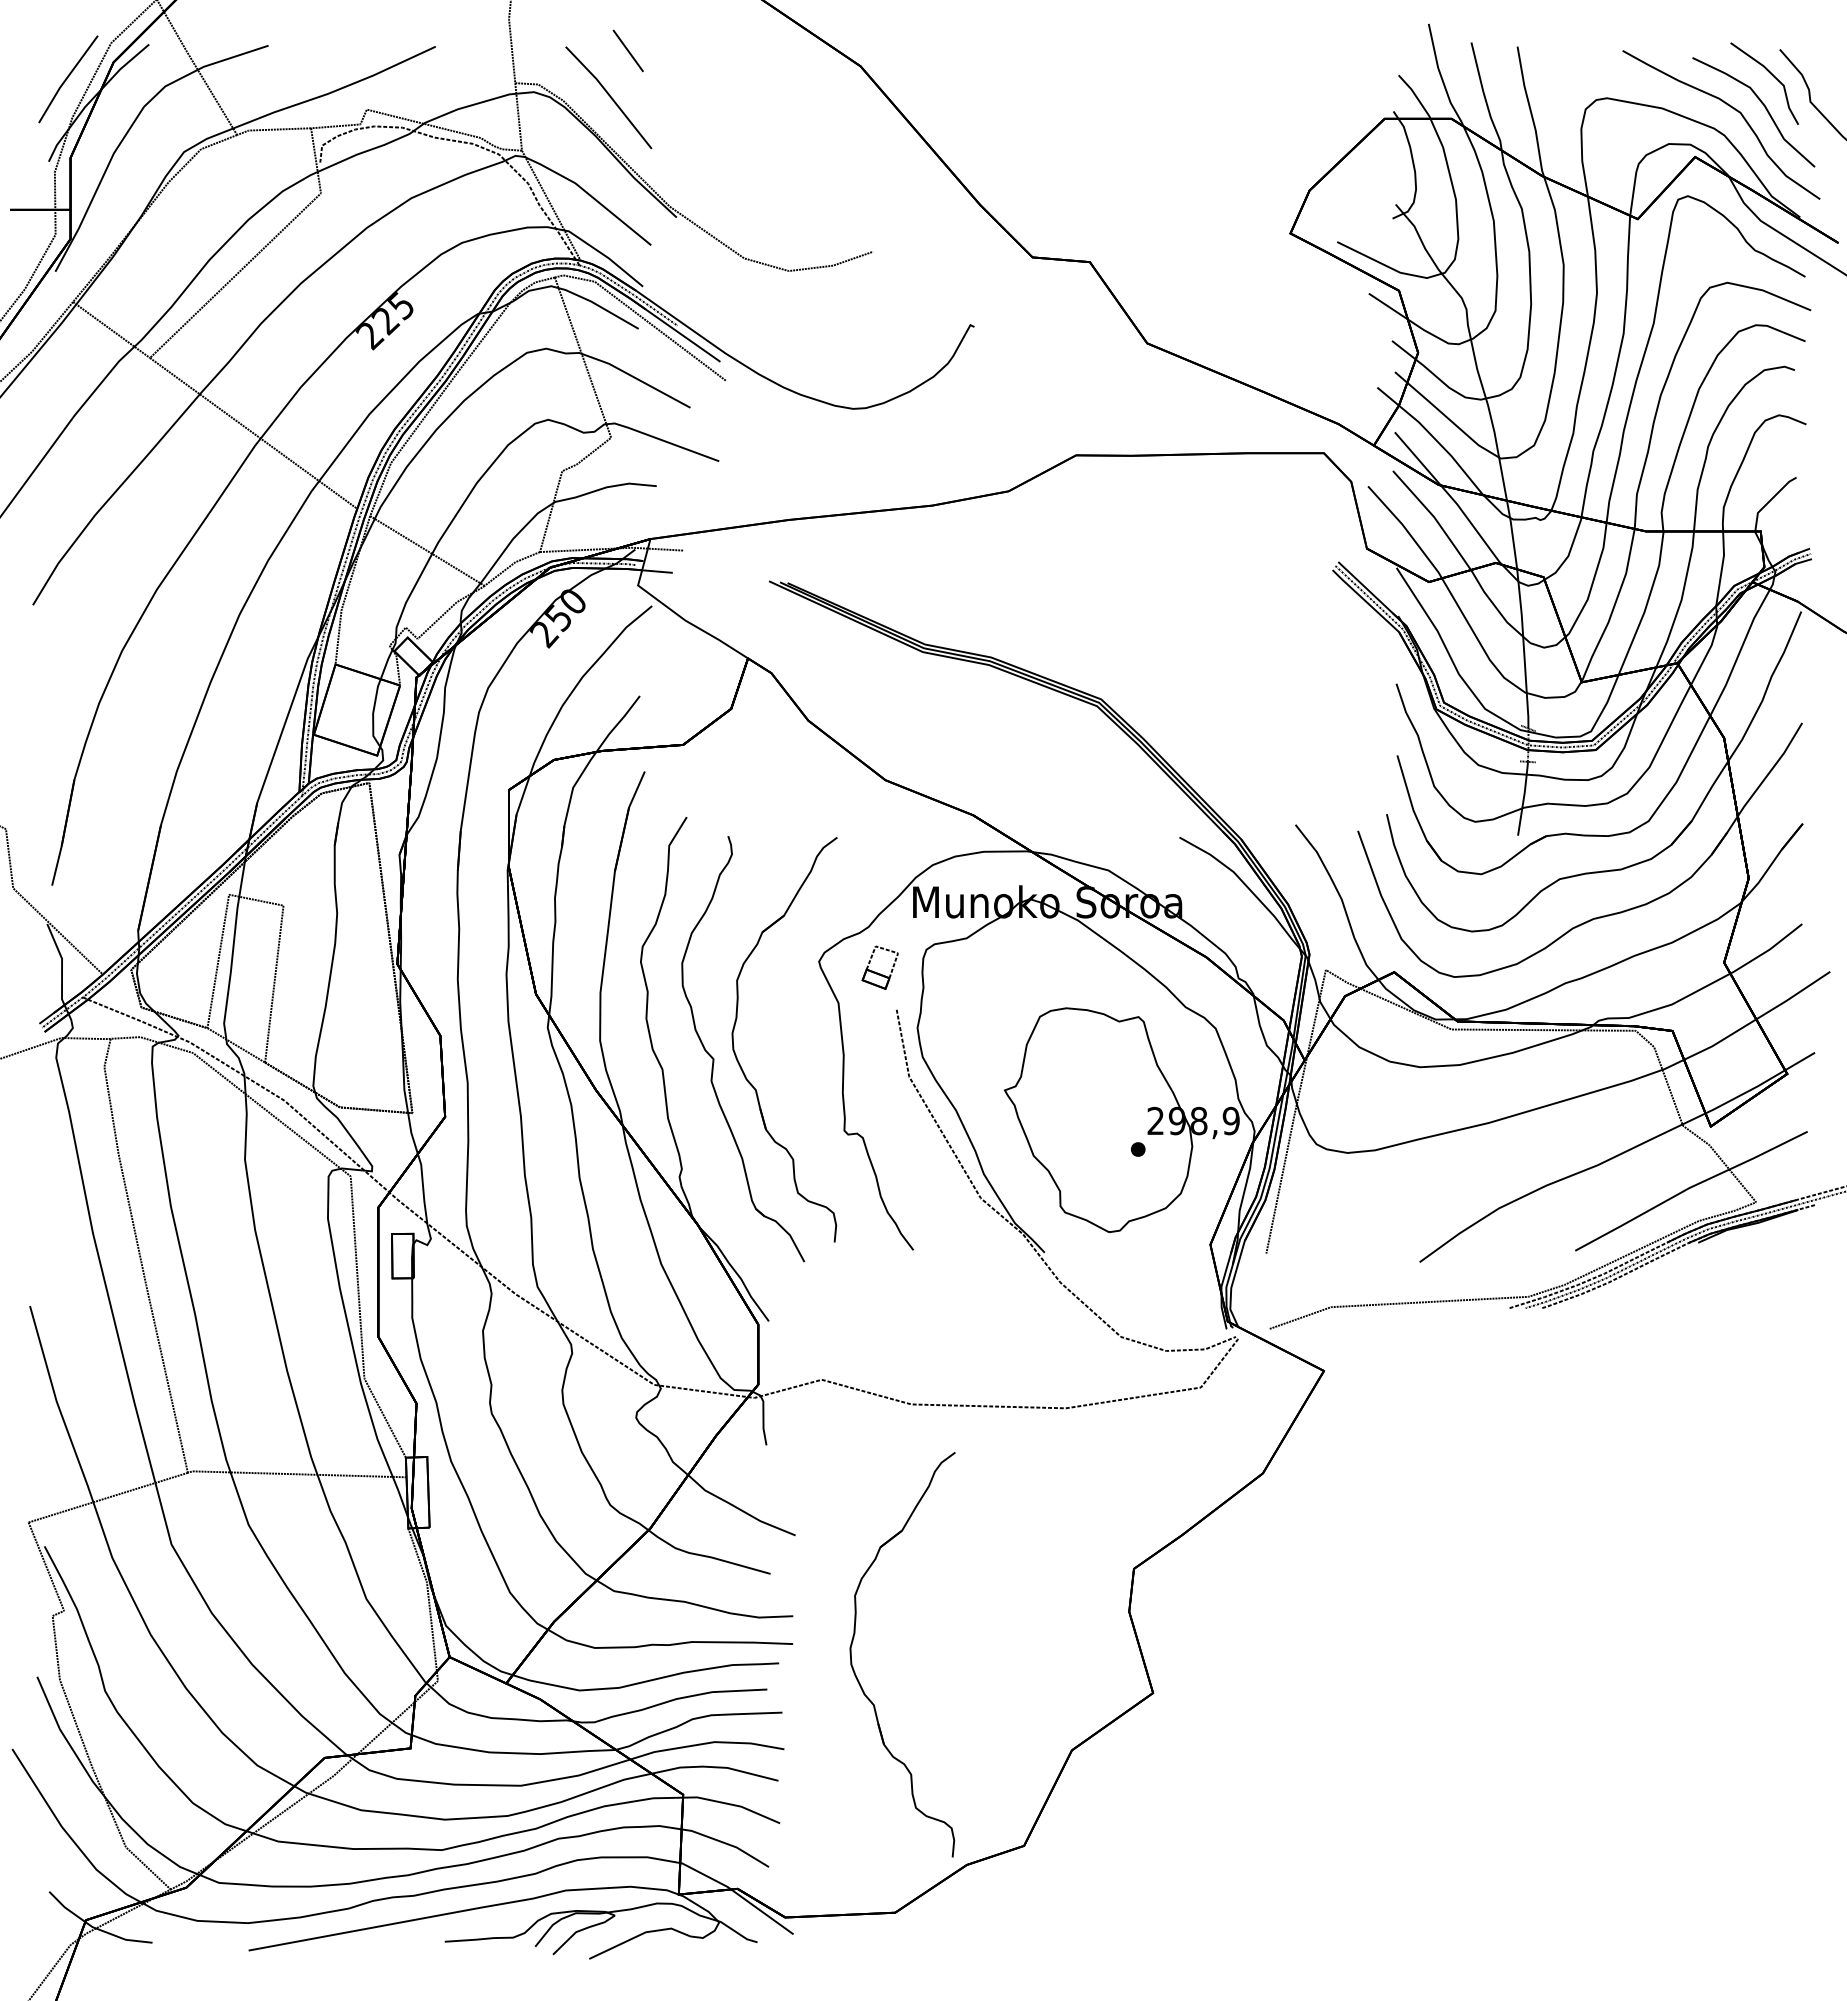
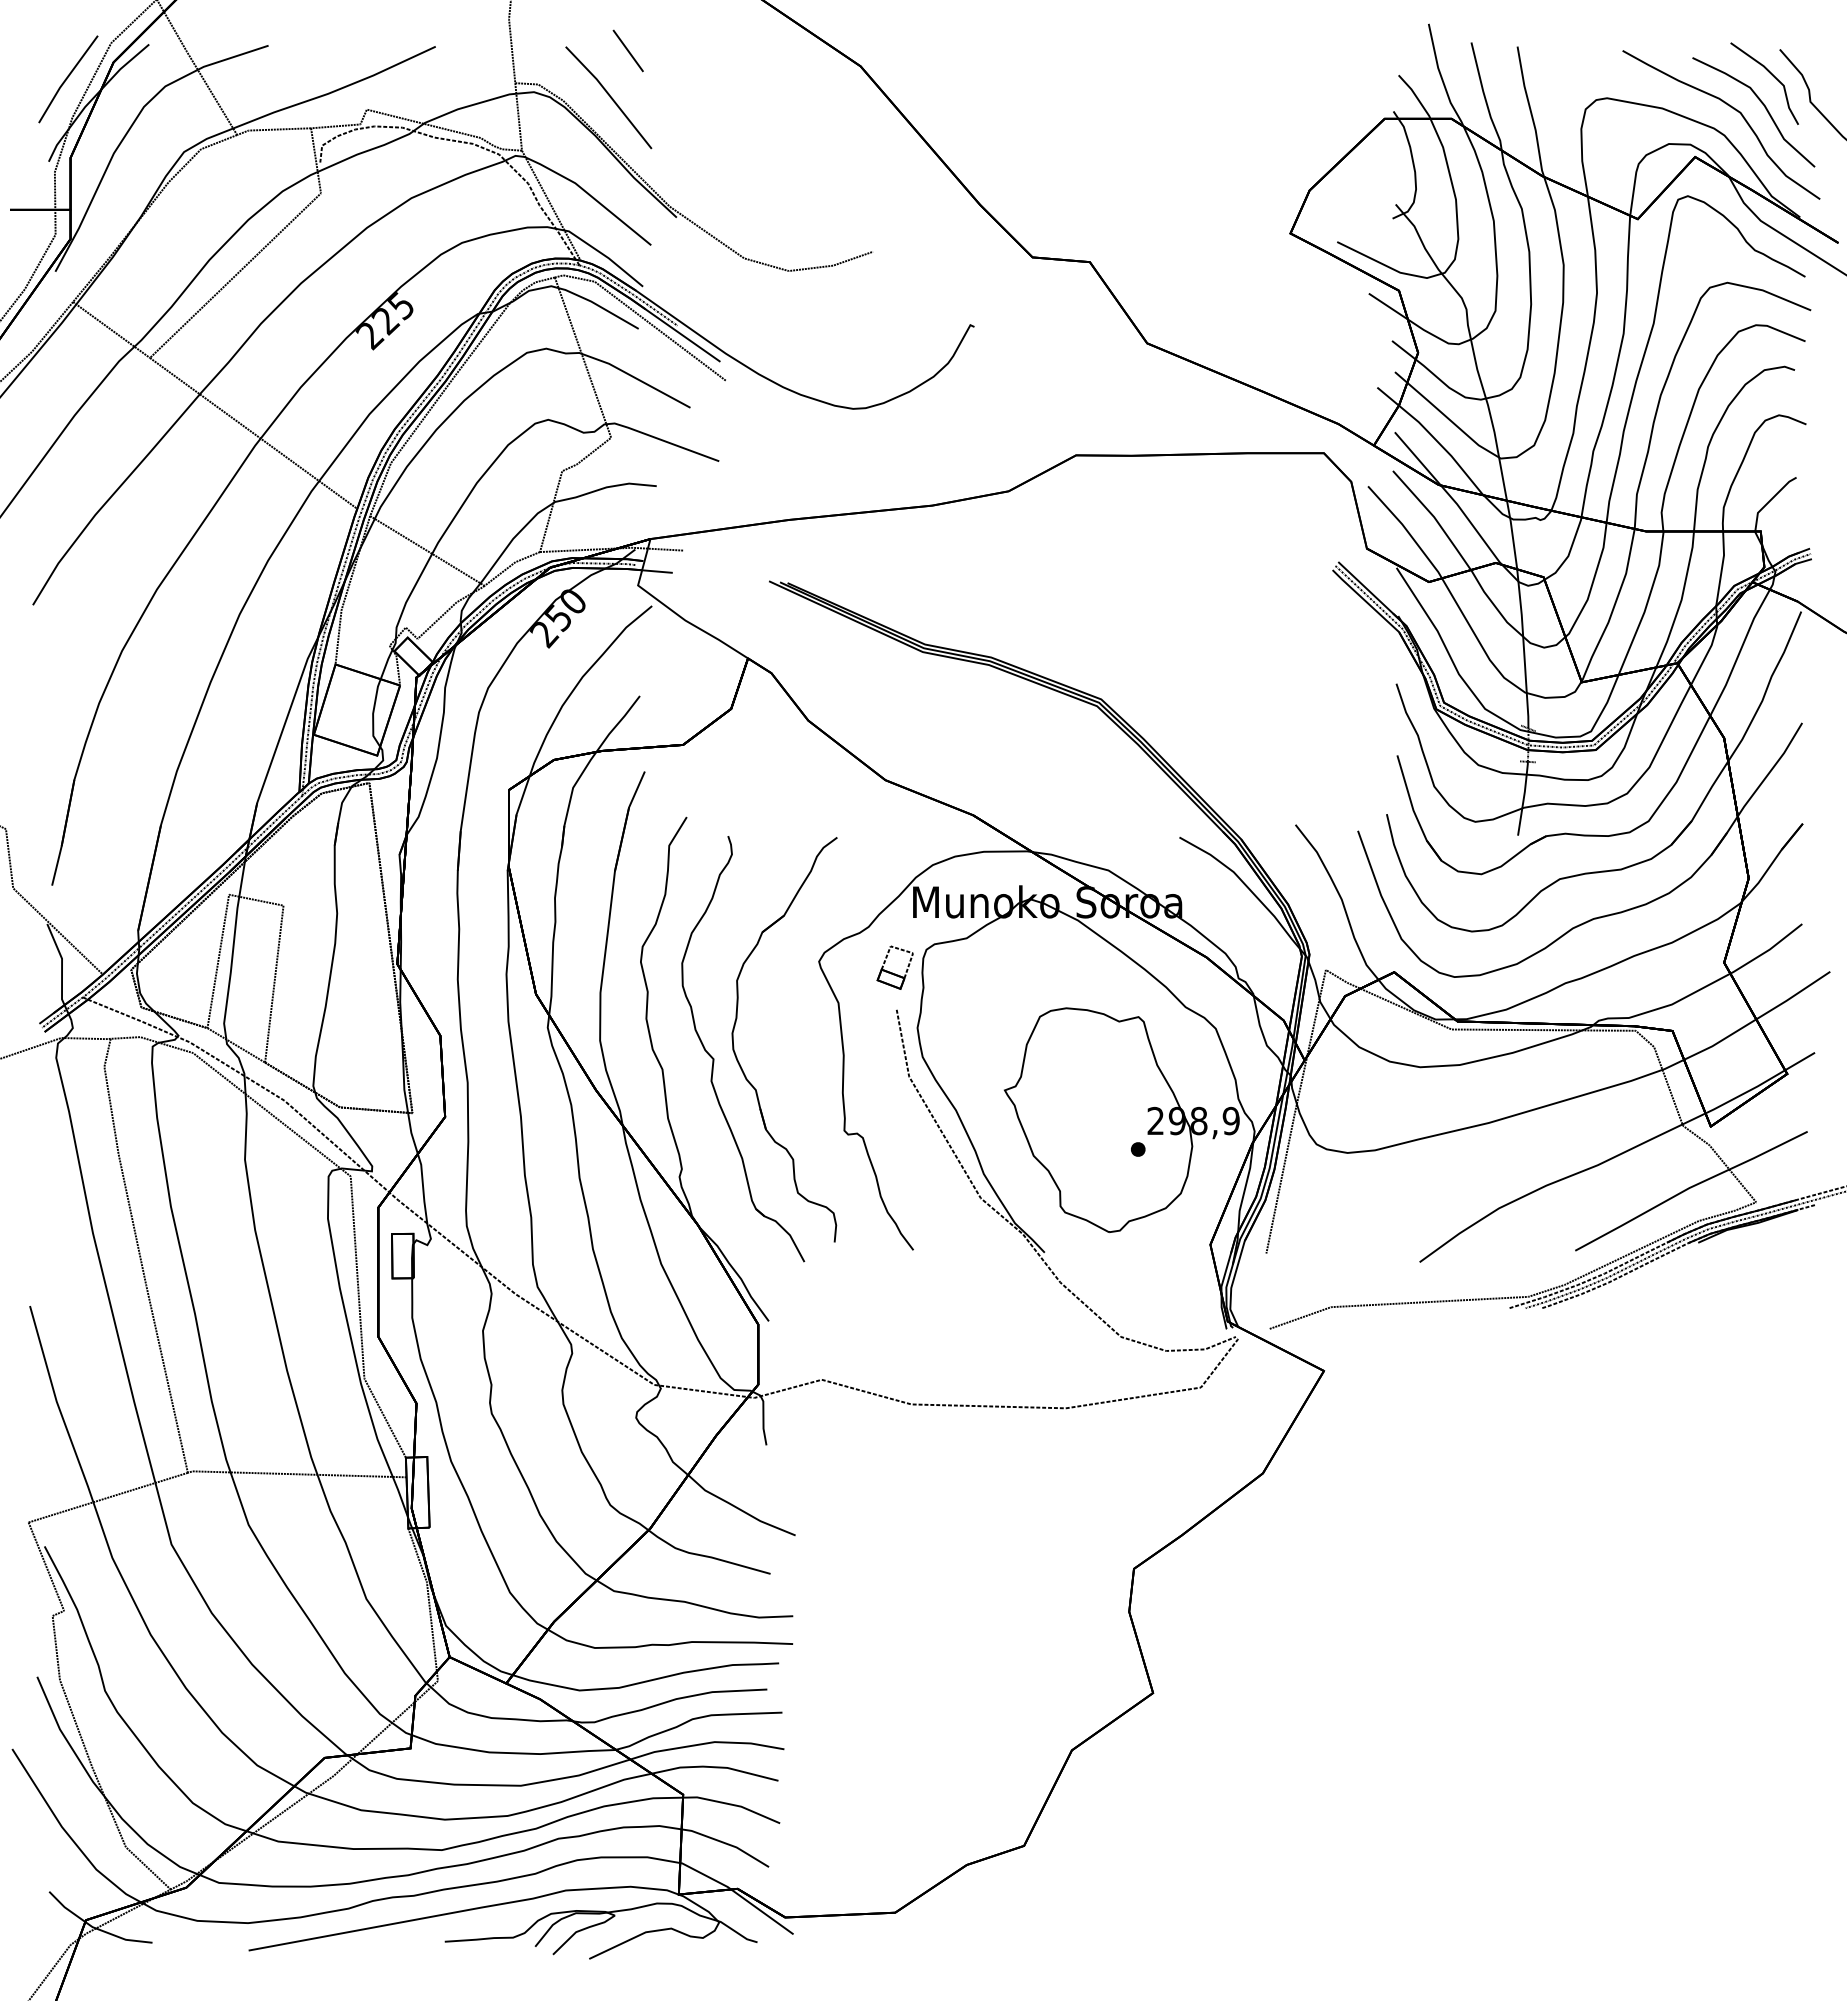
part position: (879, 967) -> (894, 967) (894, 967)
part: present -> none (854, 1669)
